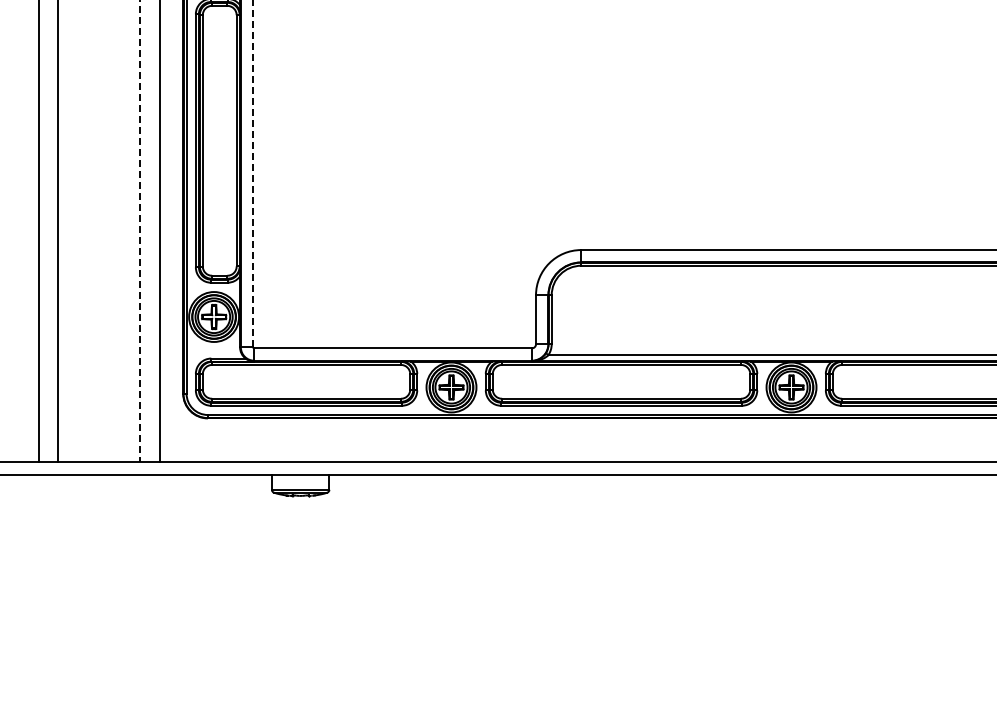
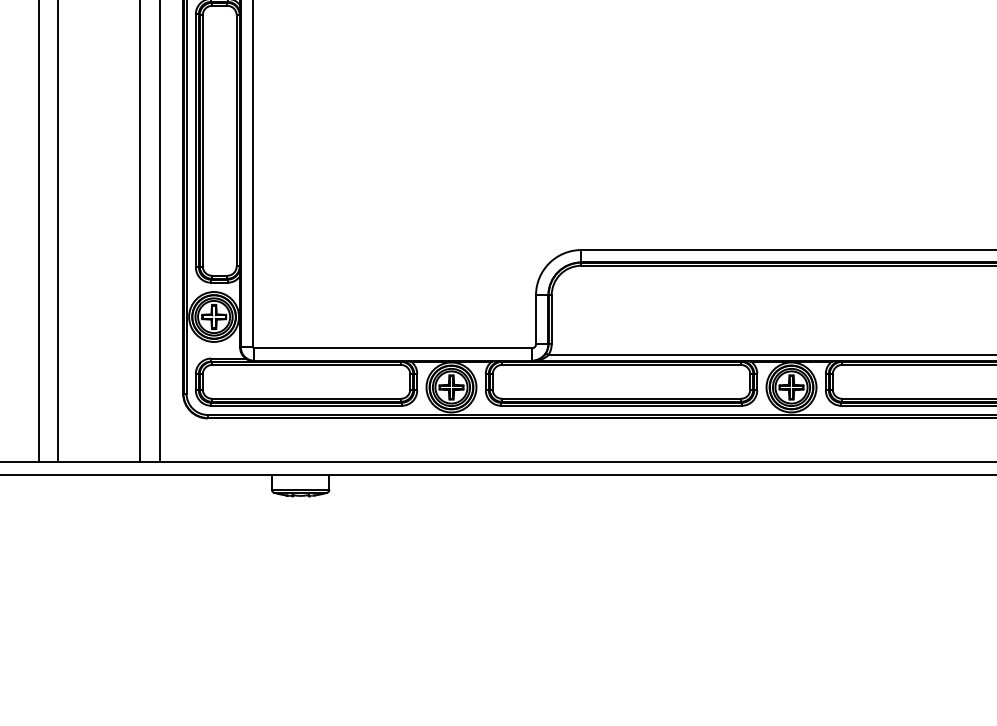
line: dashed -> solid (253, 173)
line: dashed -> solid (140, 231)
